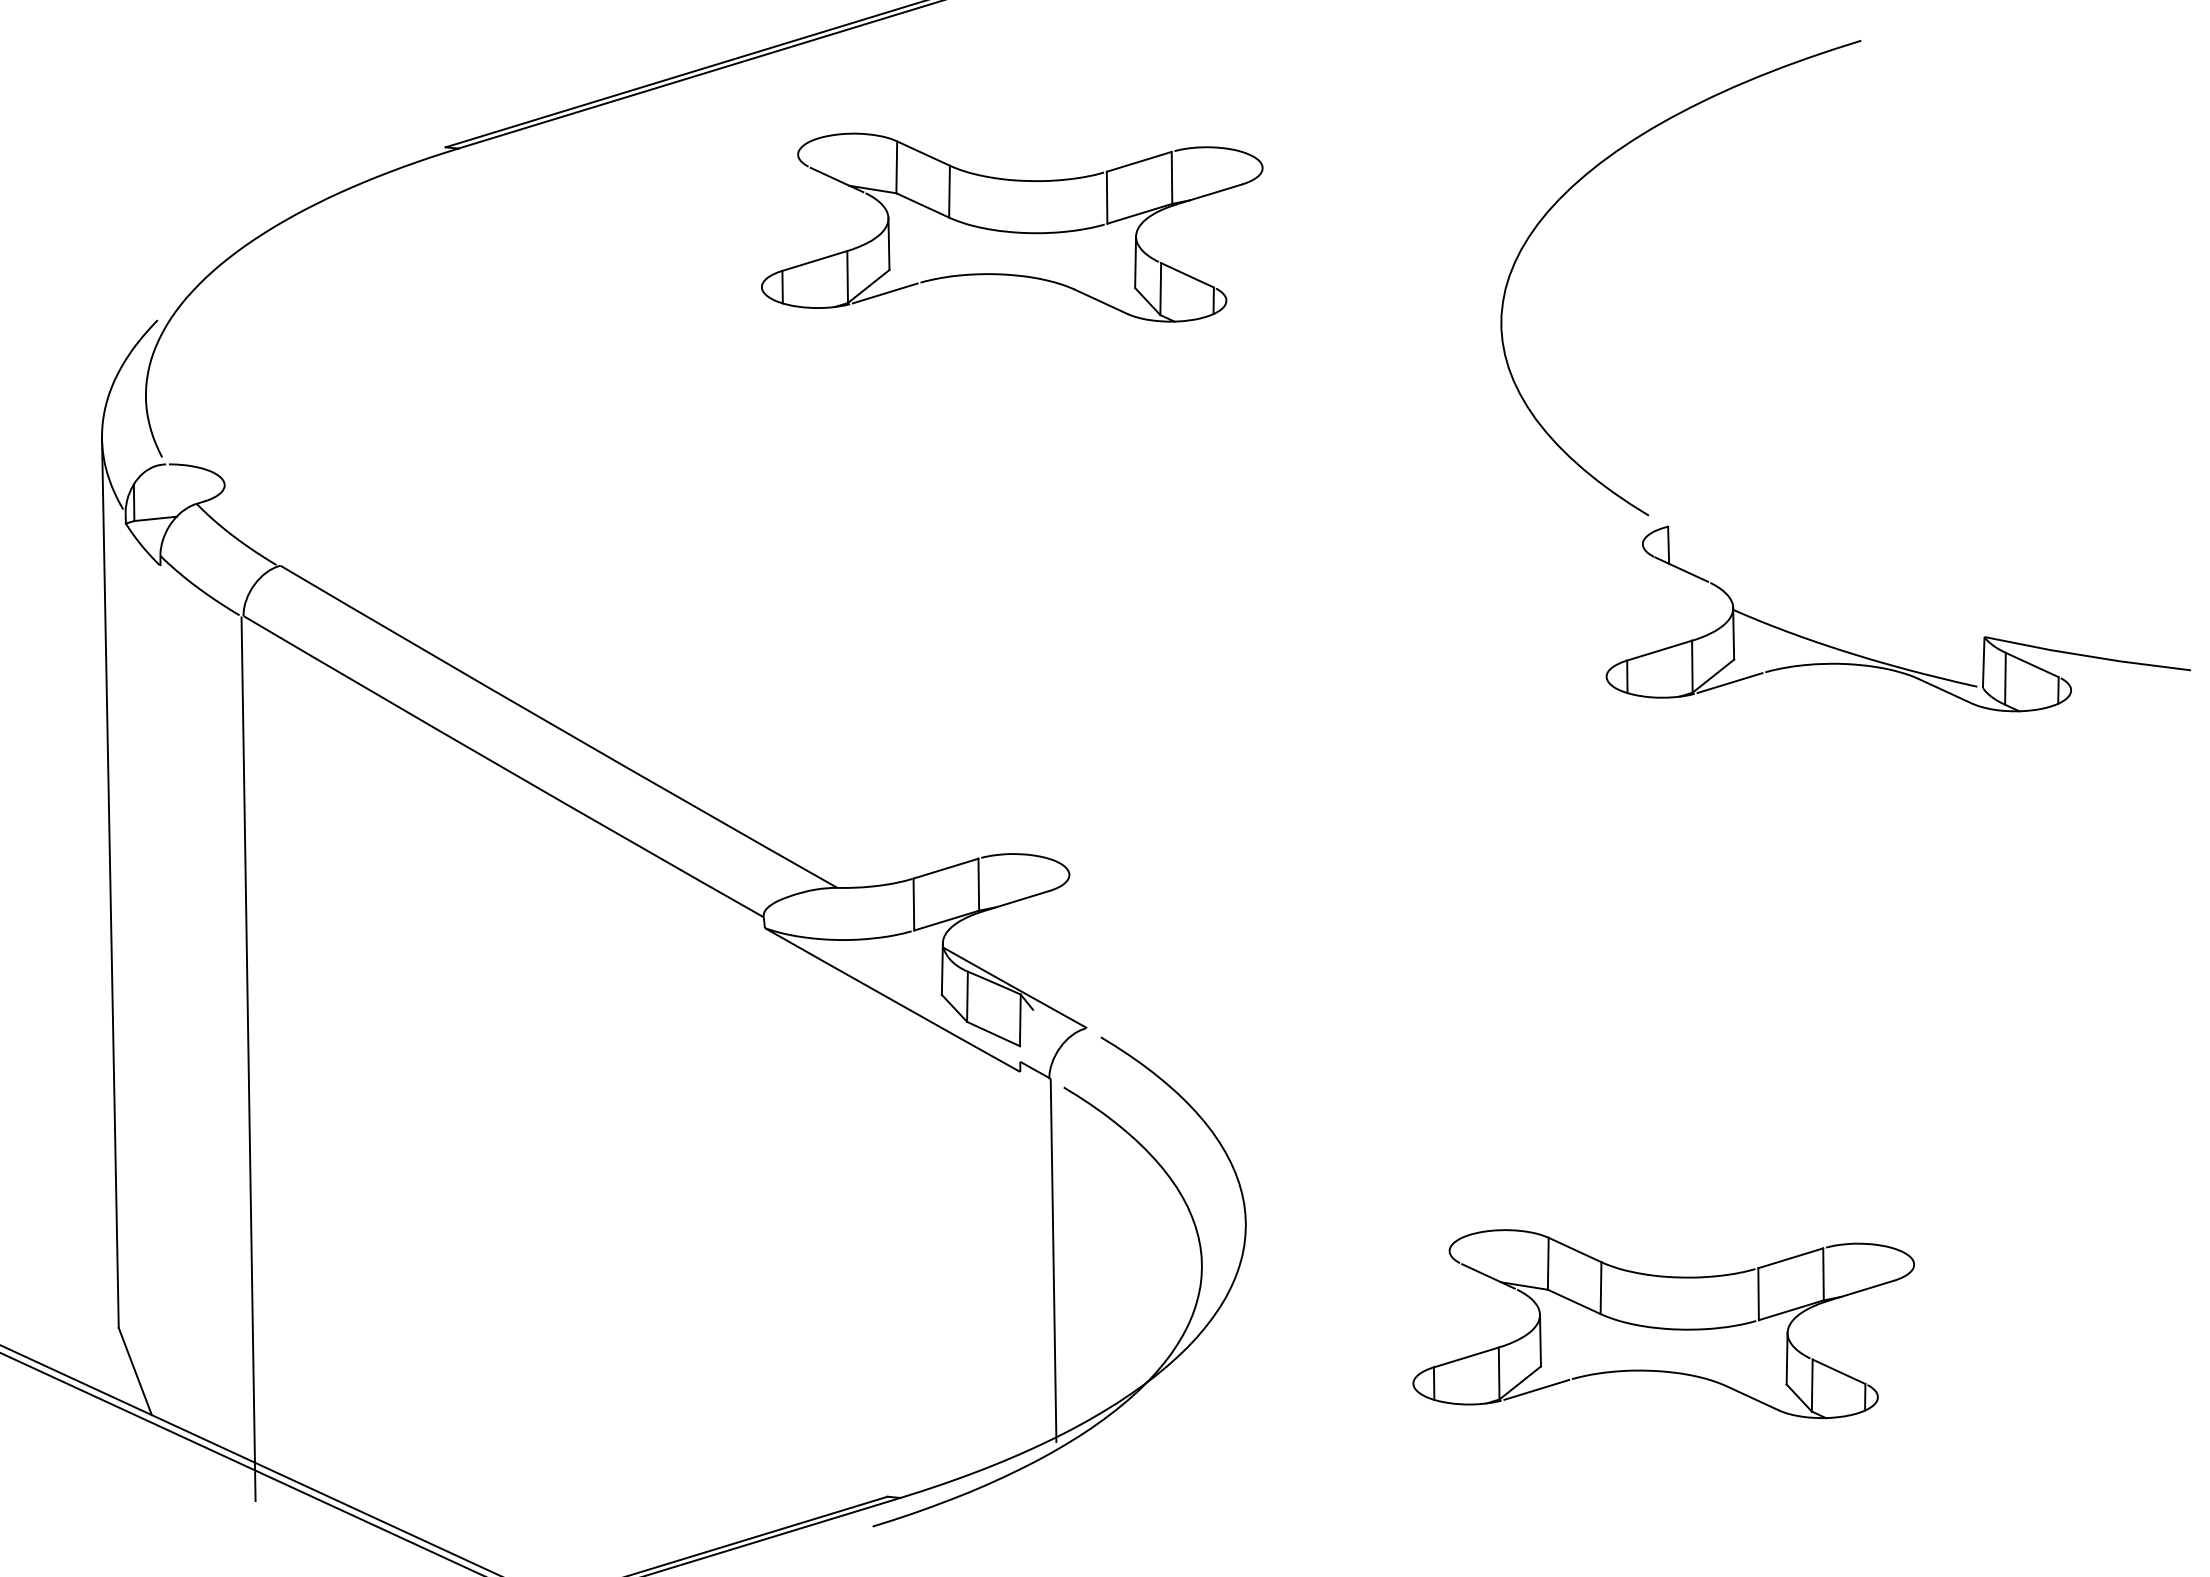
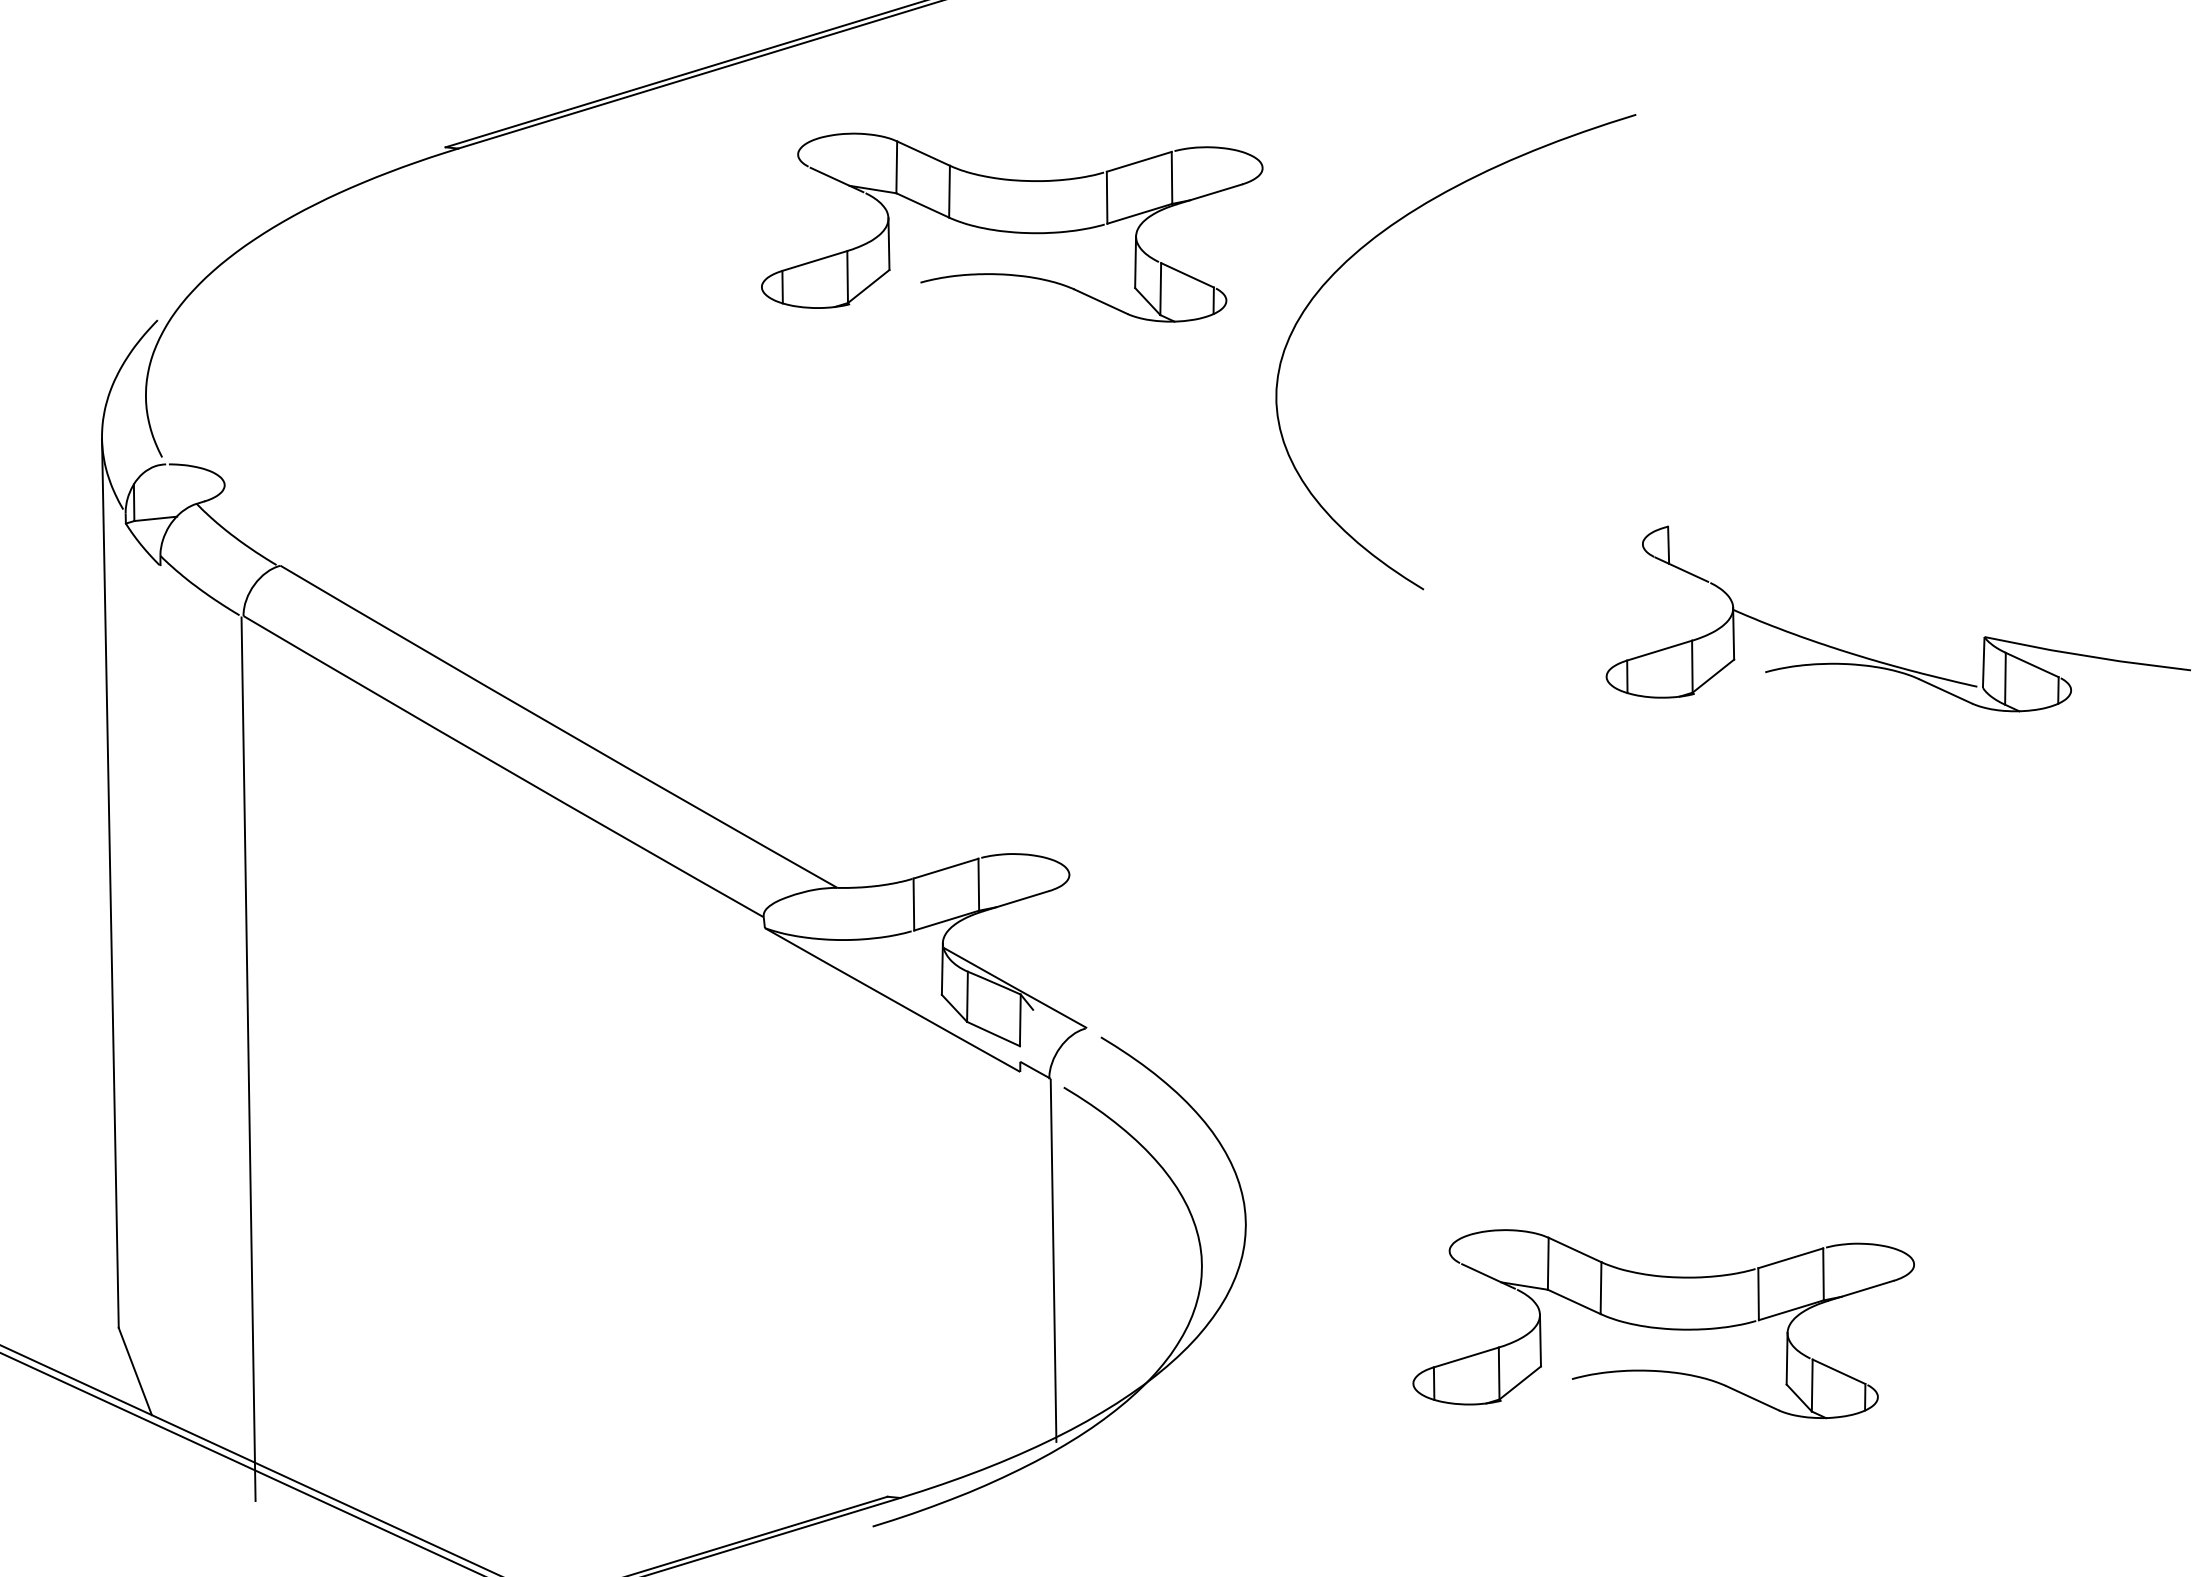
curve position: (1594, 169) -> (1369, 243) (1369, 243)
line: present -> none (884, 293)
line: present -> none (1729, 683)
line: present -> none (1536, 1389)
